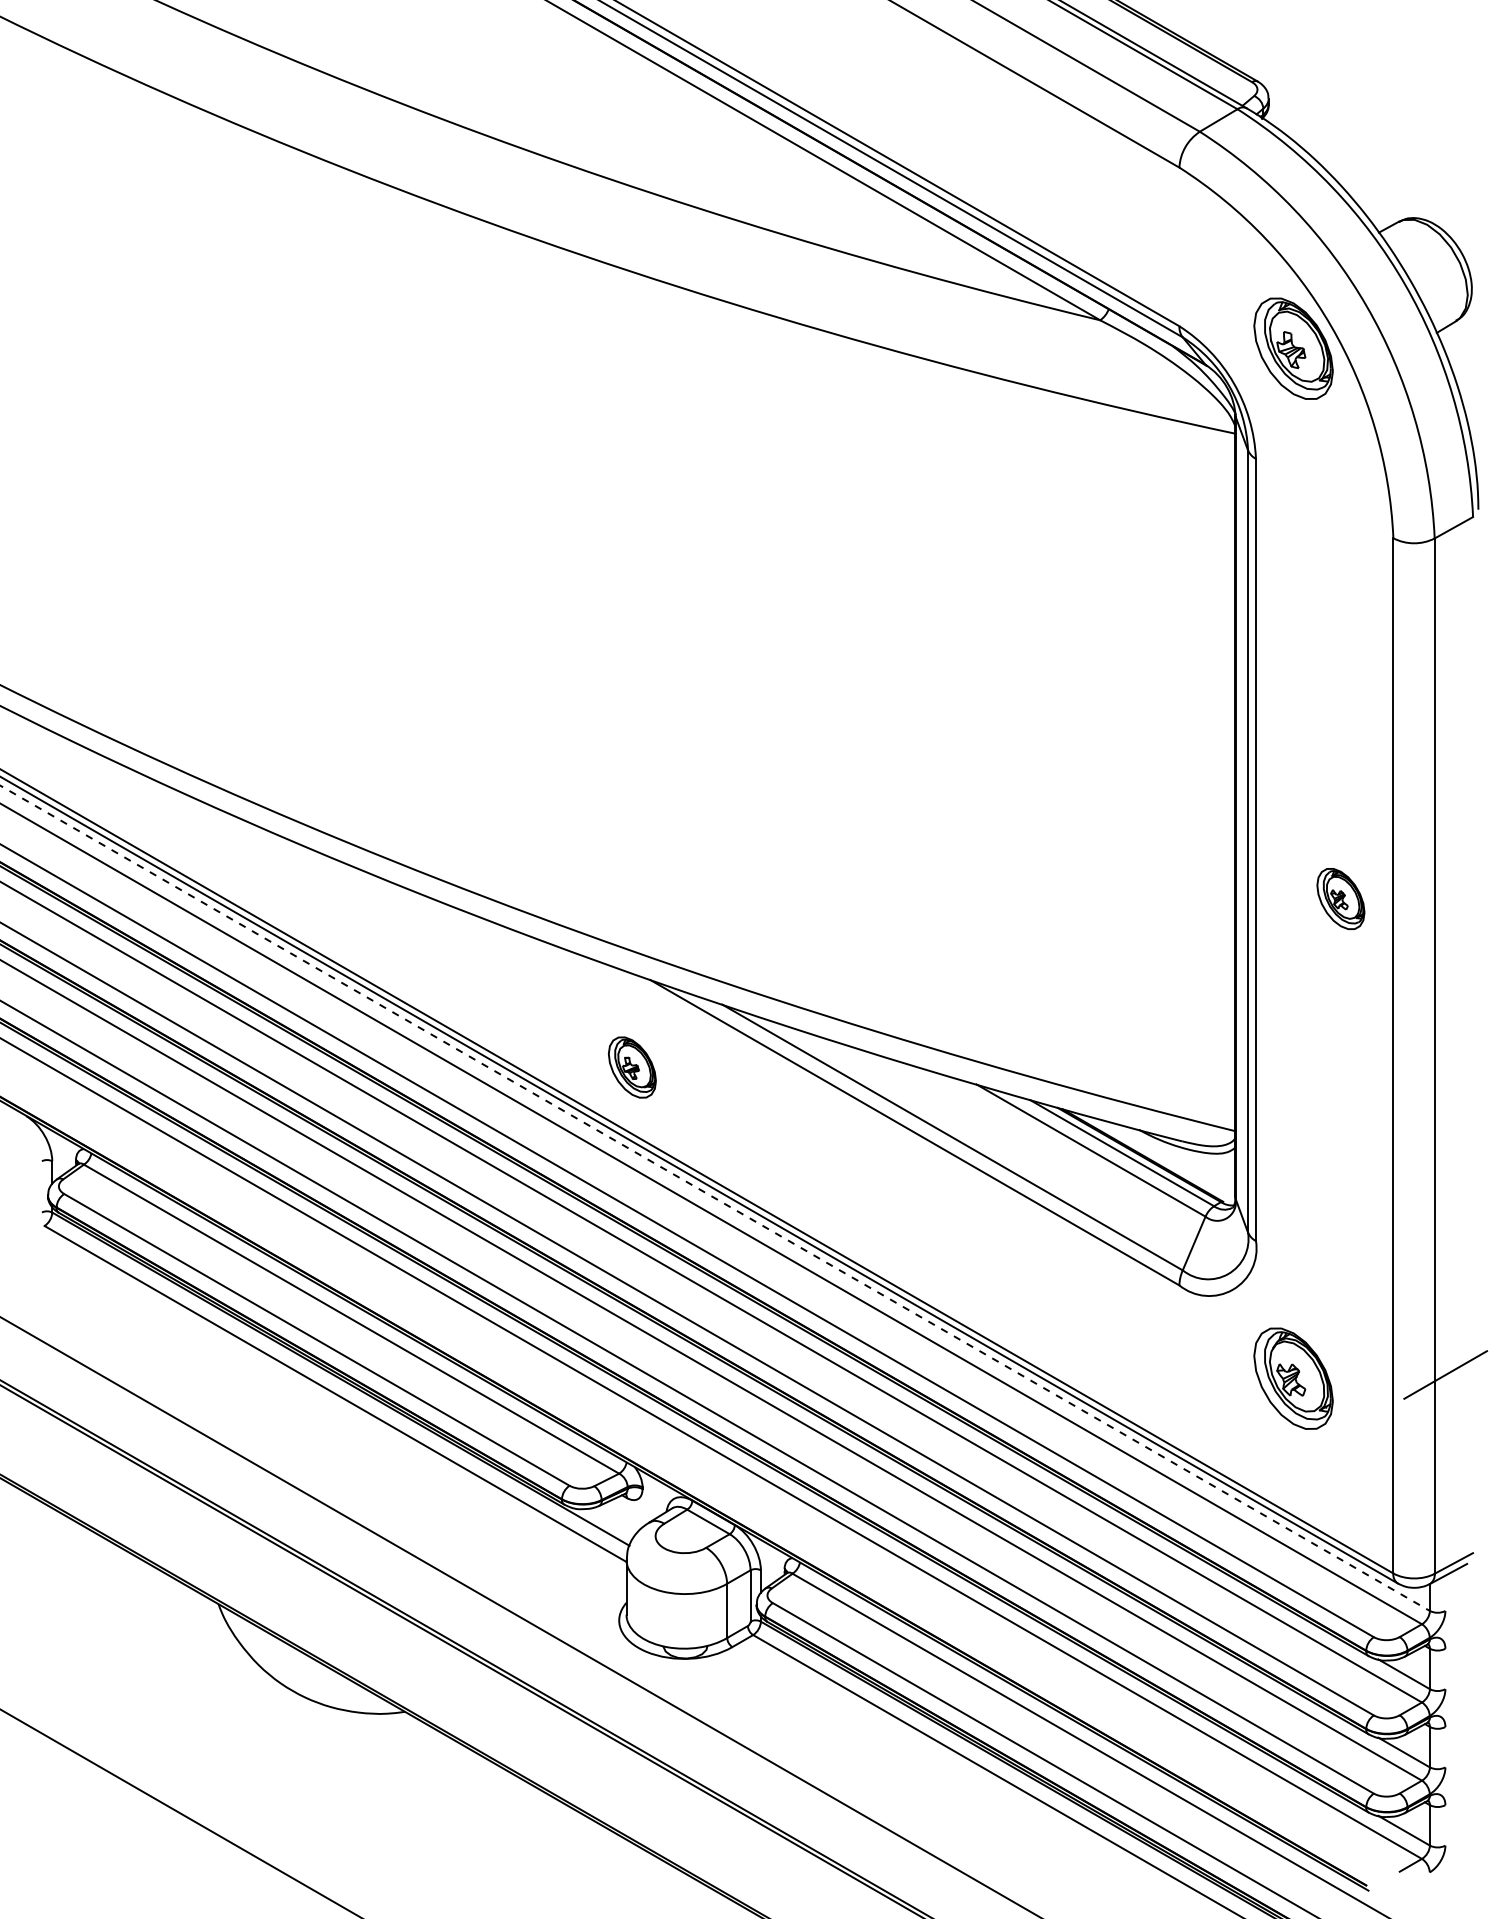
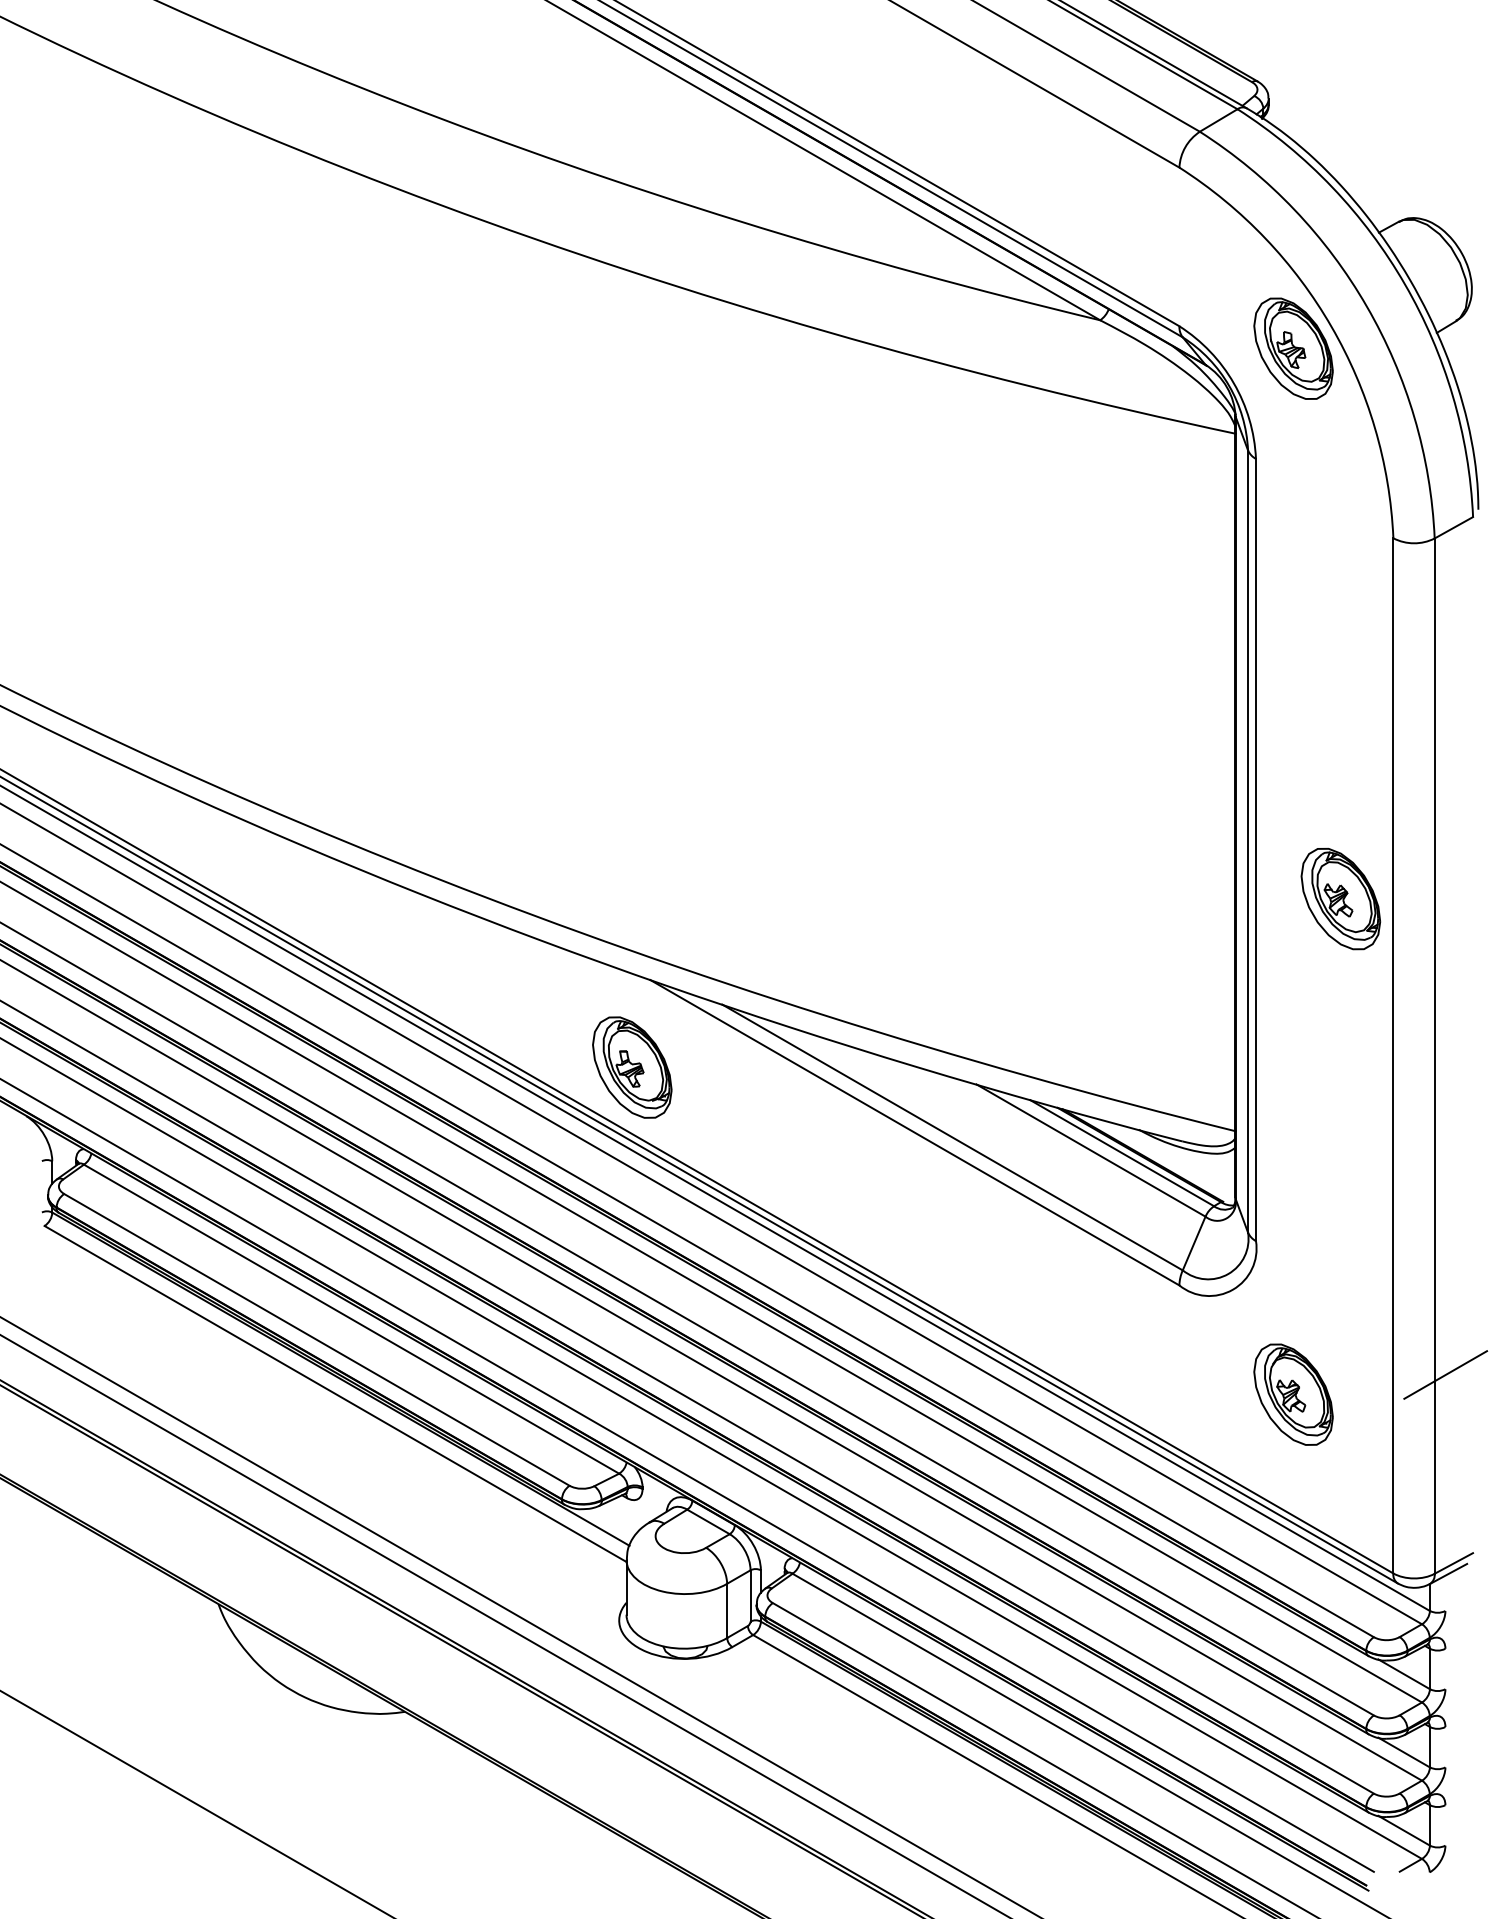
part size: 50x62 px -> 82x104 px (1340, 898)
part size: 49x63 px -> 81x103 px (632, 1067)
line: dashed -> solid (715, 1198)
part position: (1293, 1378) -> (1293, 1394) (1293, 1394)
line: none -> present (687, 1475)
line: none -> present (504, 1625)
line position: (180, 1812) -> (196, 1803) (196, 1803)
